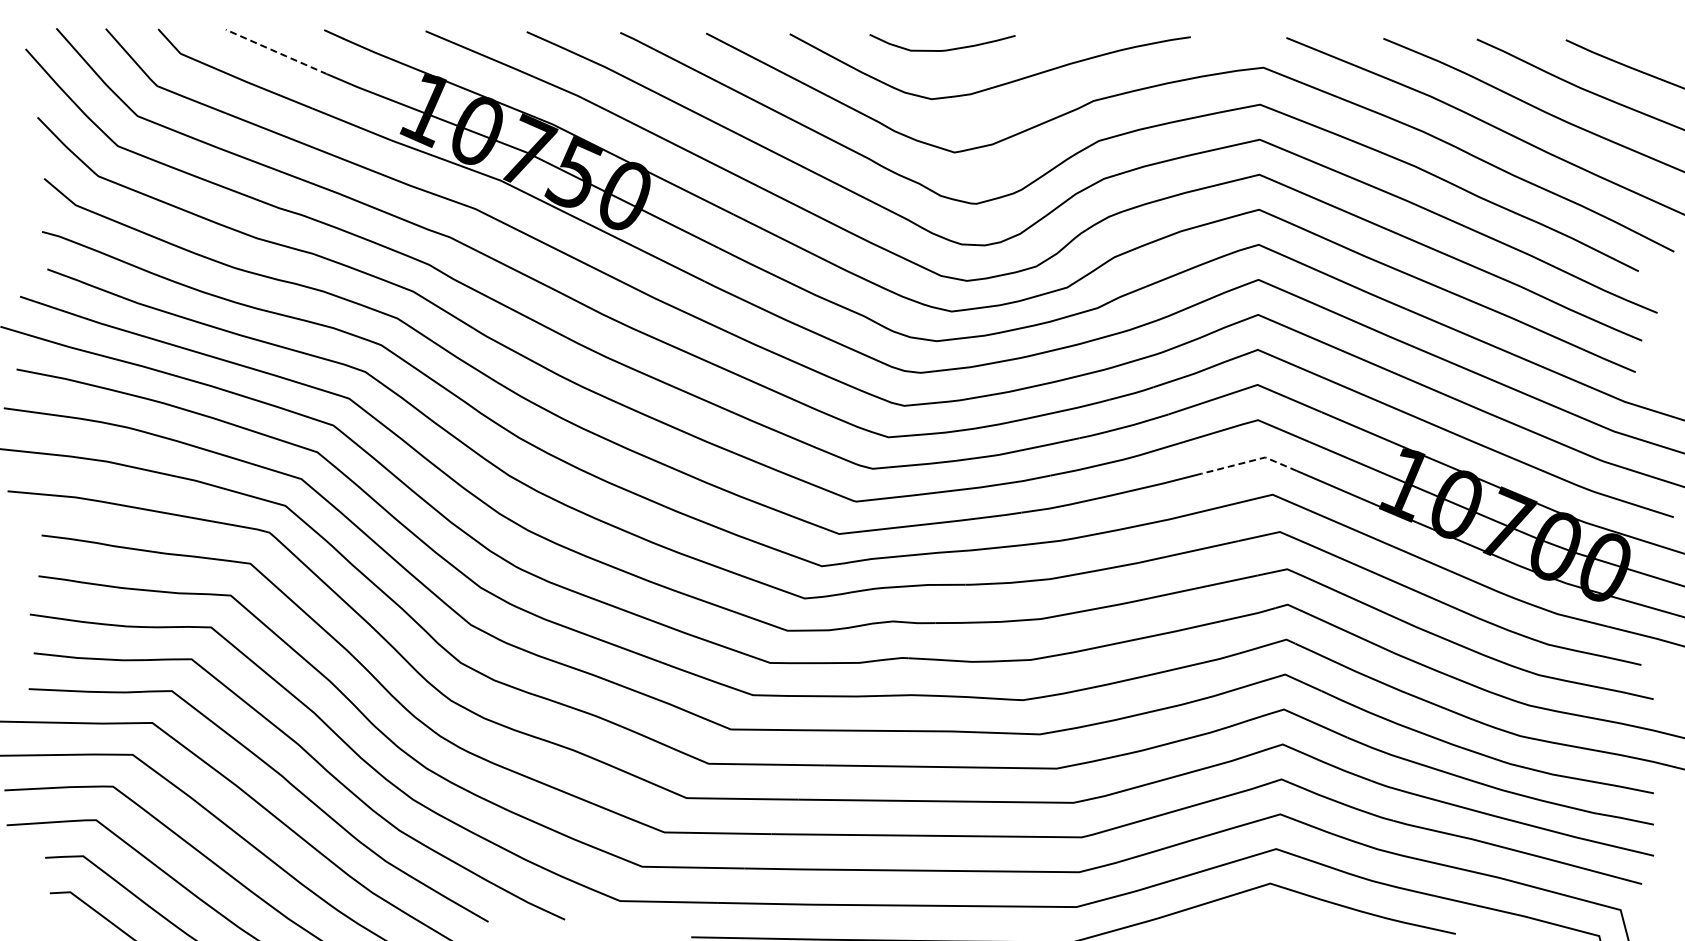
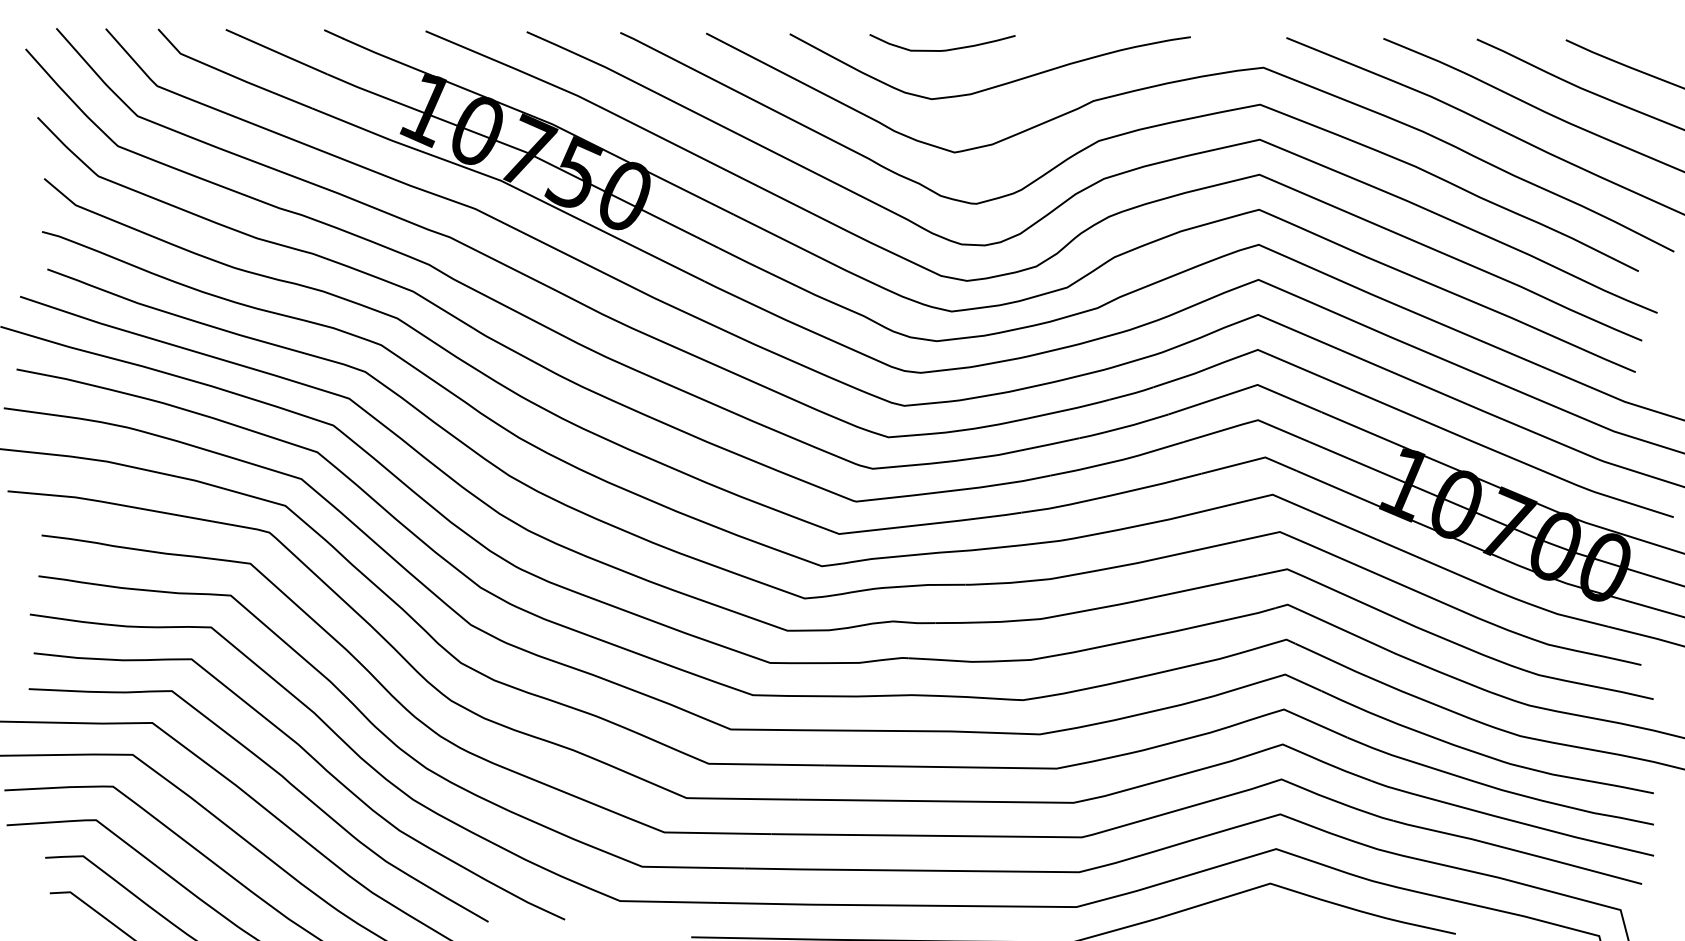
line: dashed -> solid (277, 52)
line: dashed -> solid (1250, 461)
